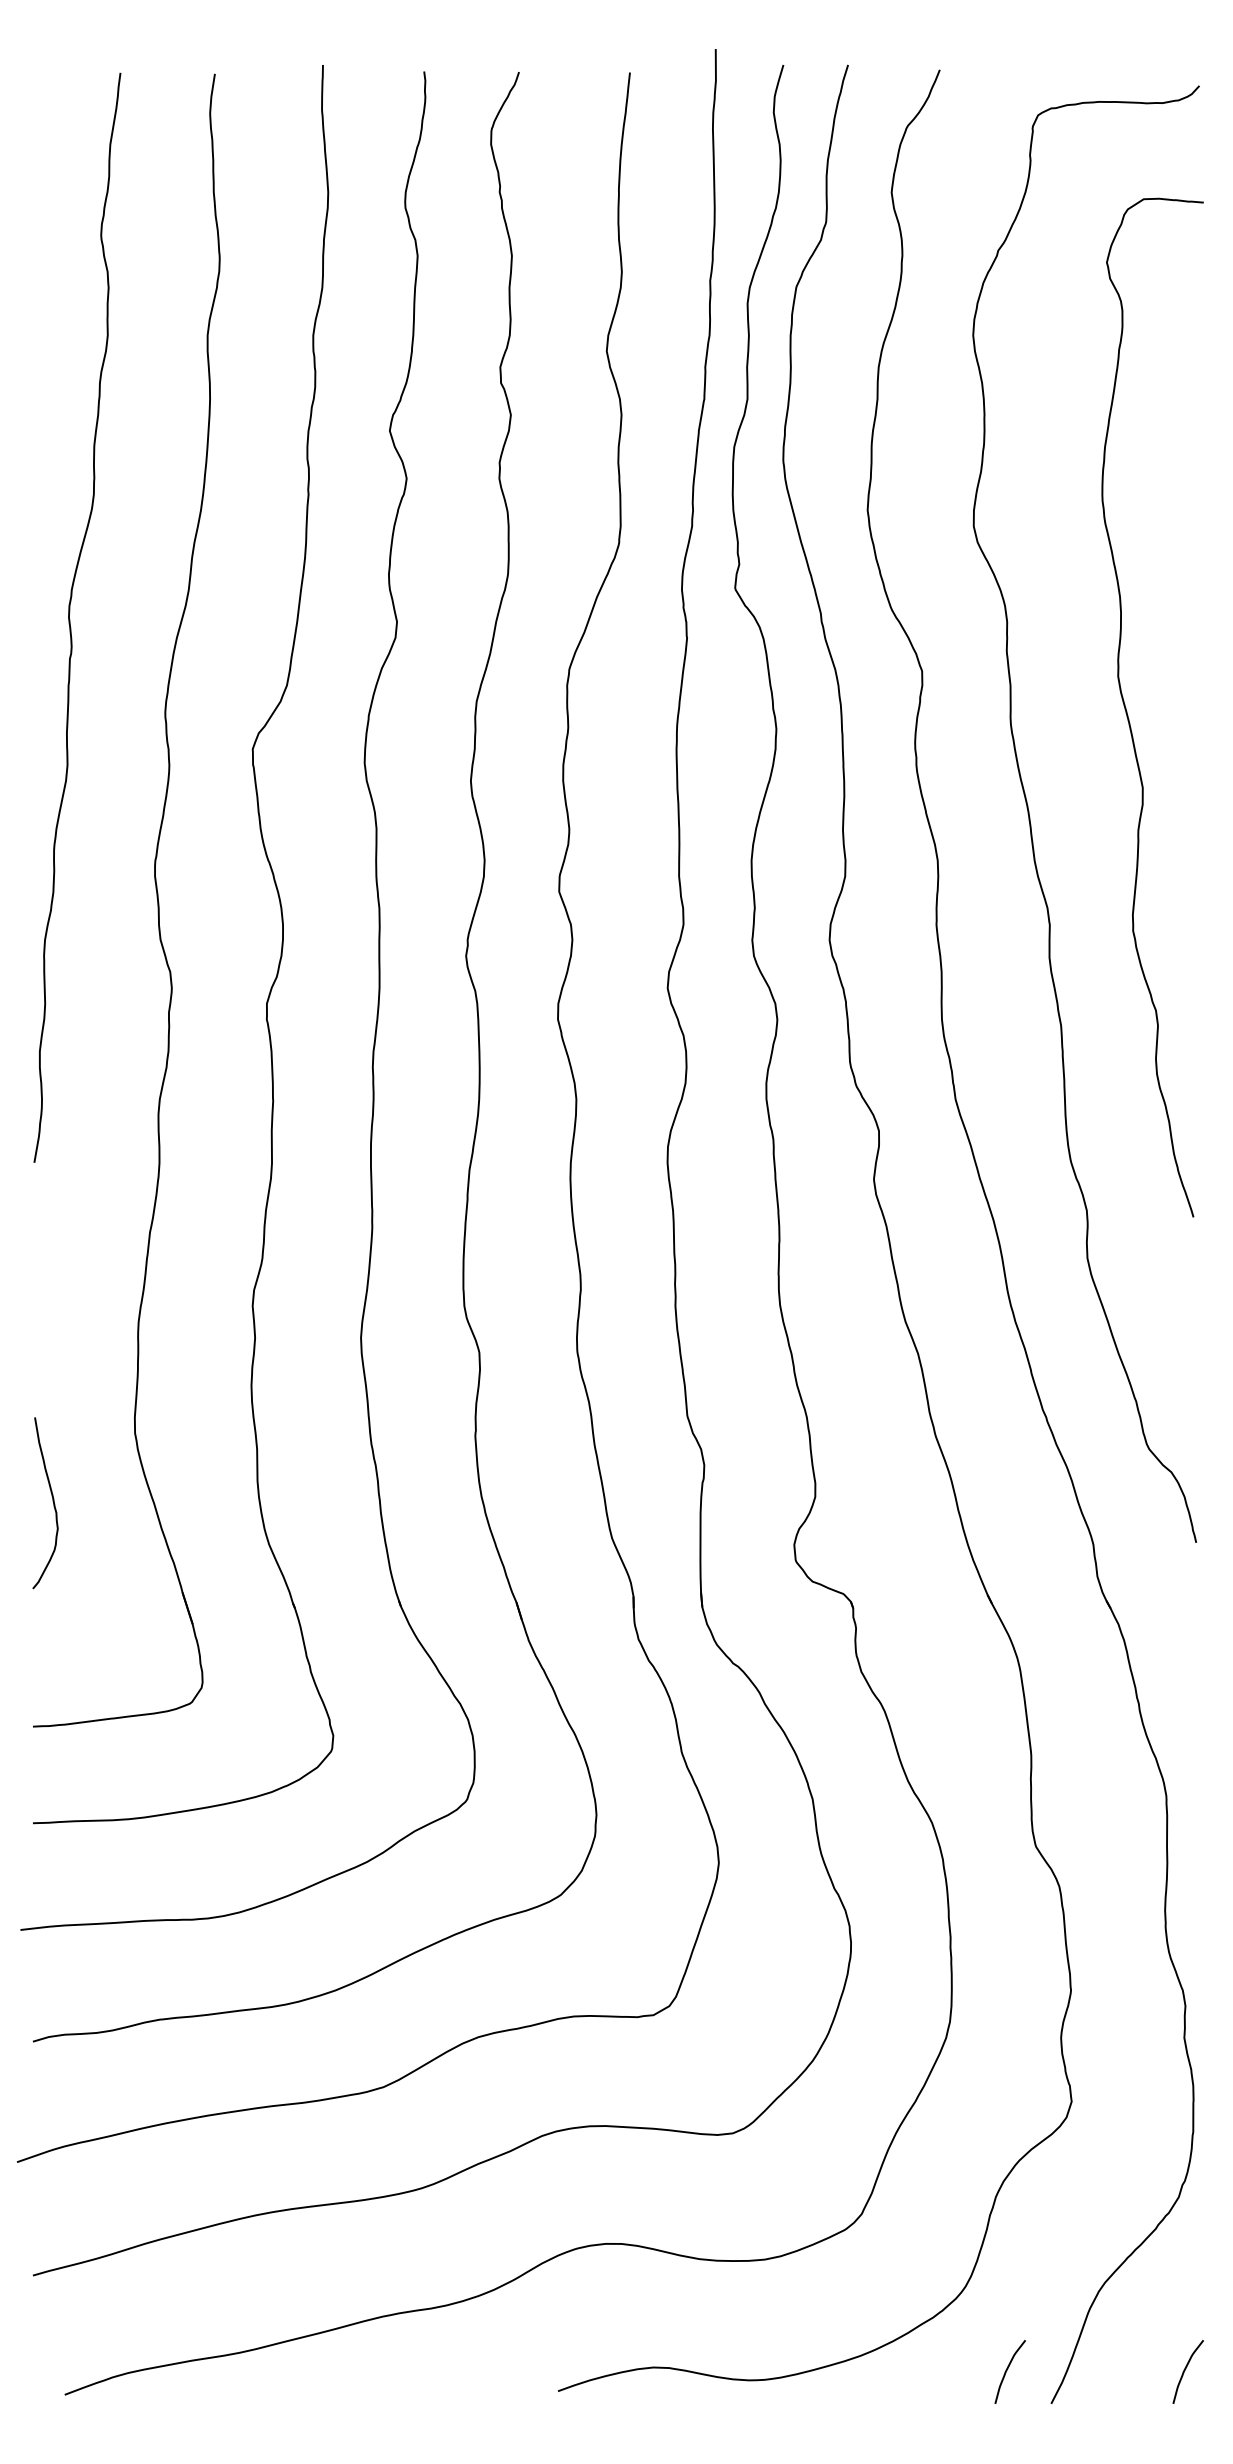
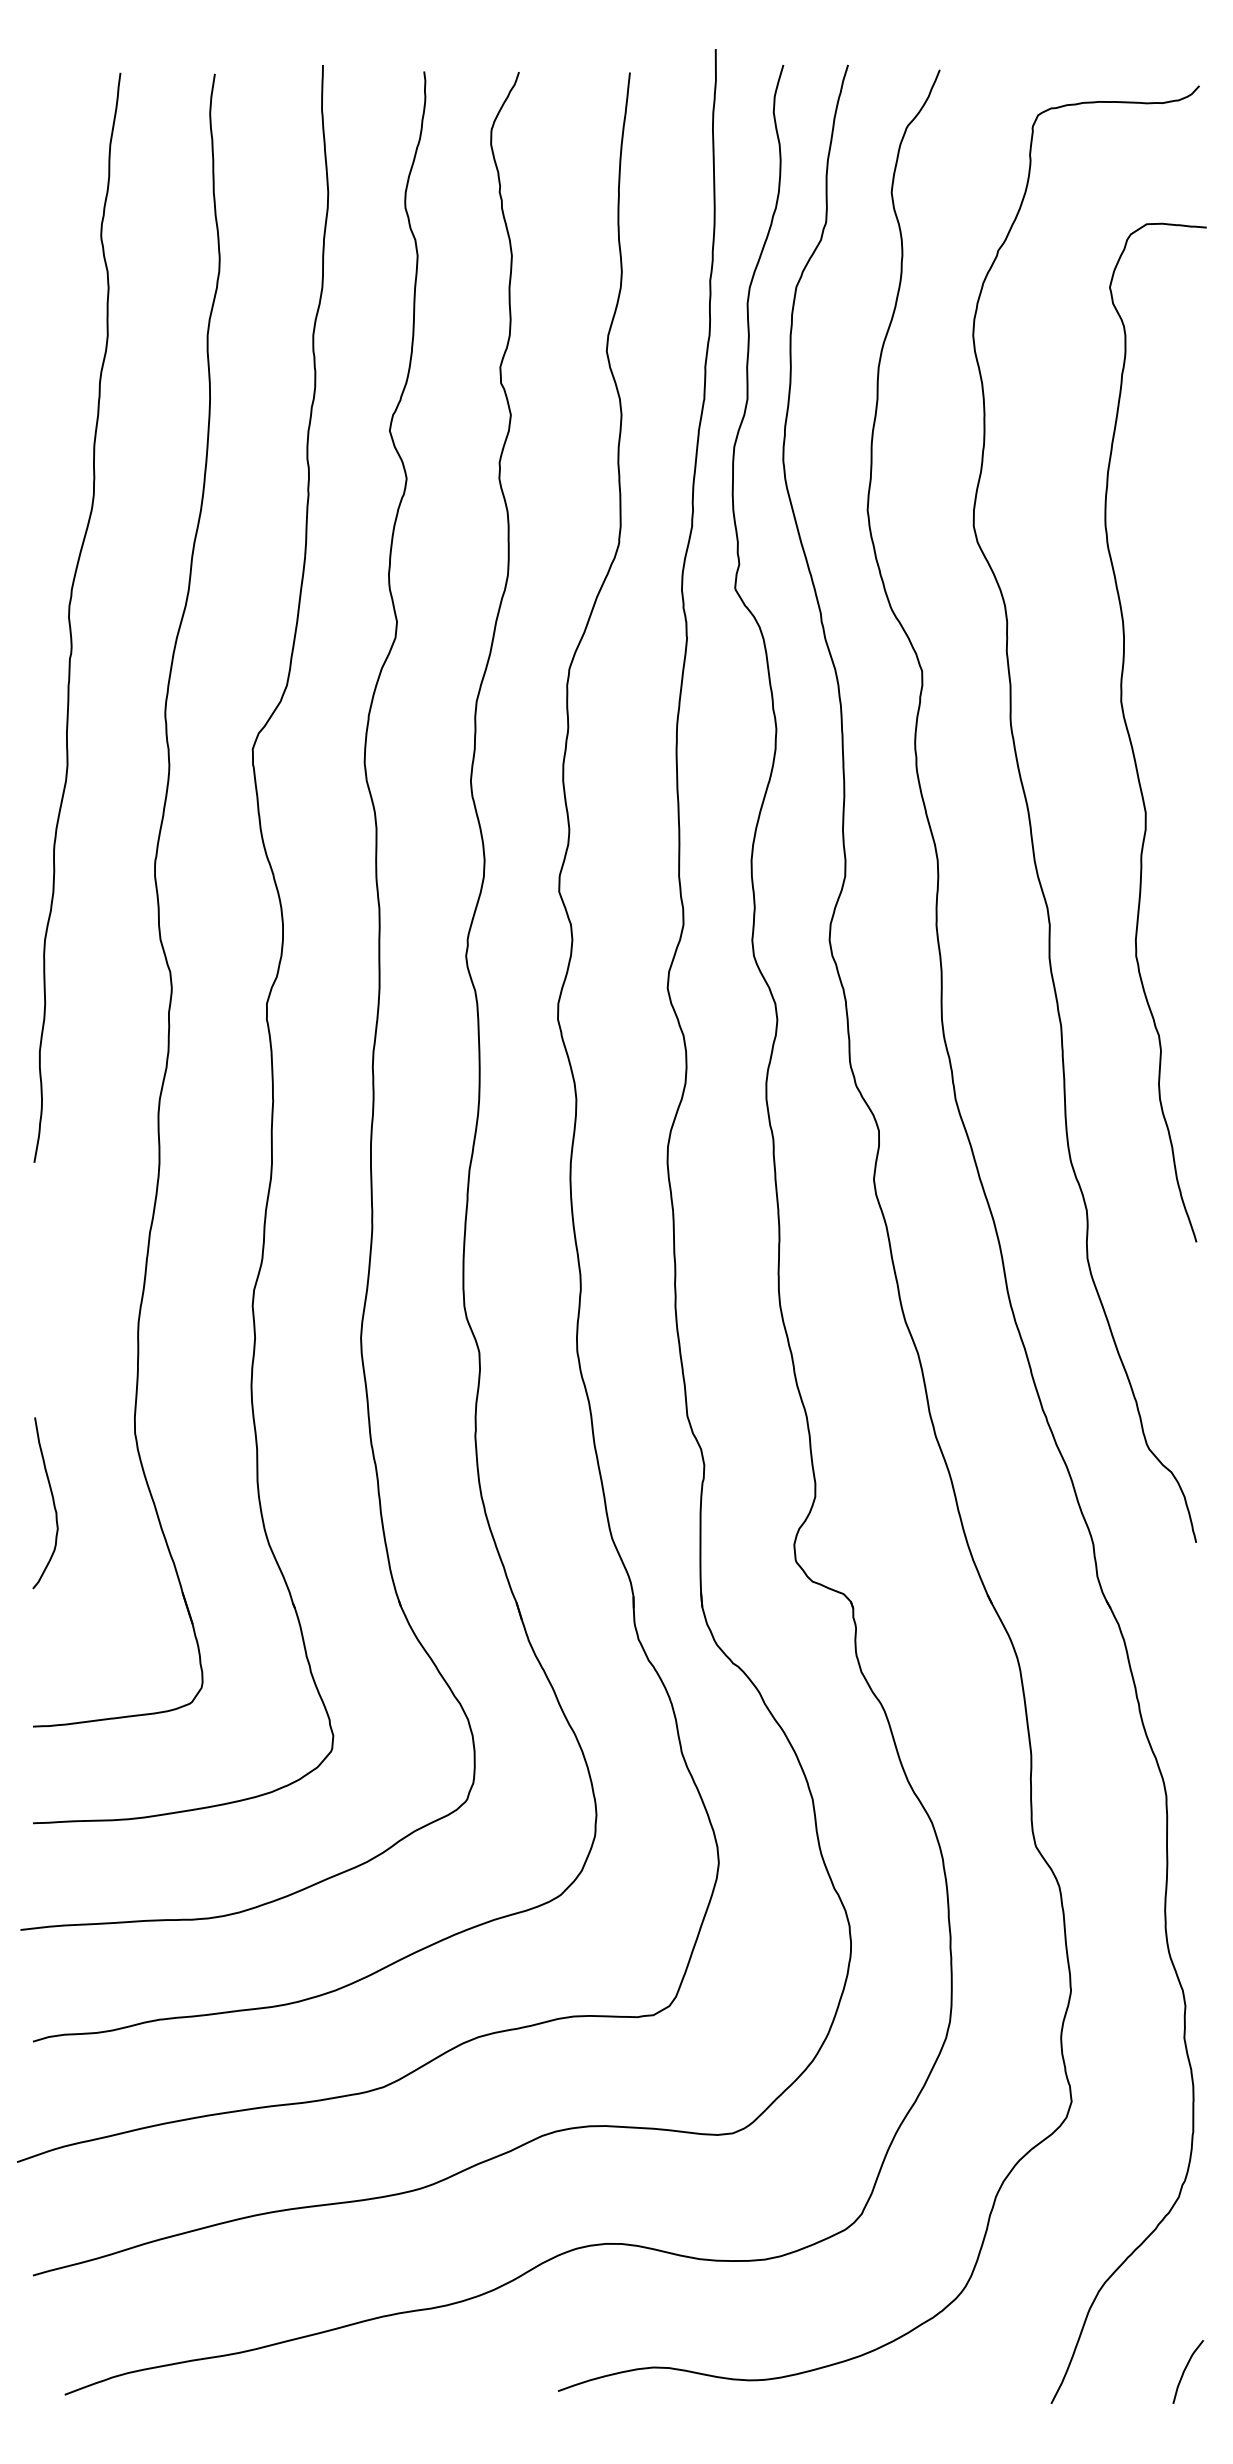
curve position: (1128, 715) -> (1131, 740) (1131, 740)
curve: present -> none (1007, 2370)
